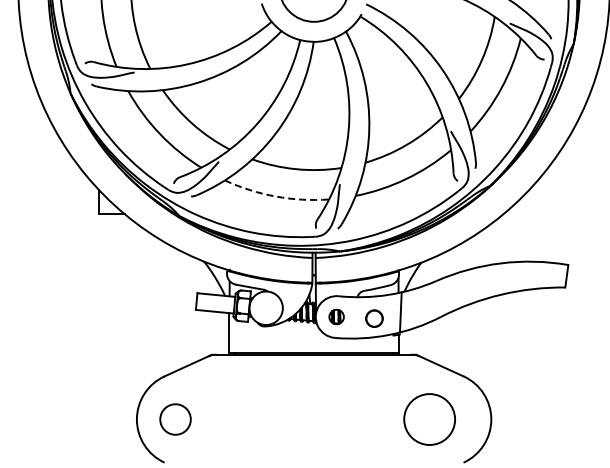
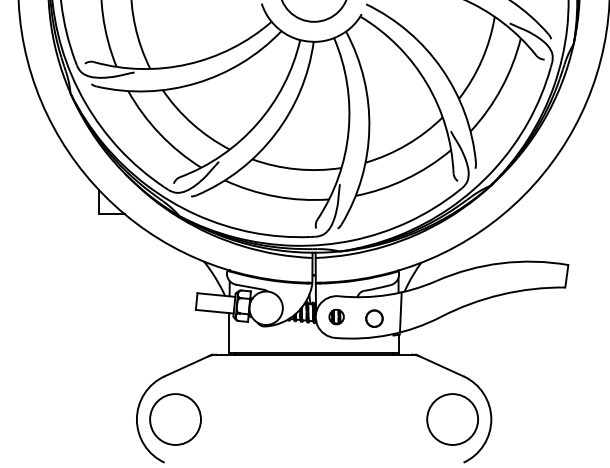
arc: dashed -> solid (275, 196)
circle diameter: 31 px -> 51 px (175, 419)
circle position: (429, 419) -> (452, 419) (452, 419)
